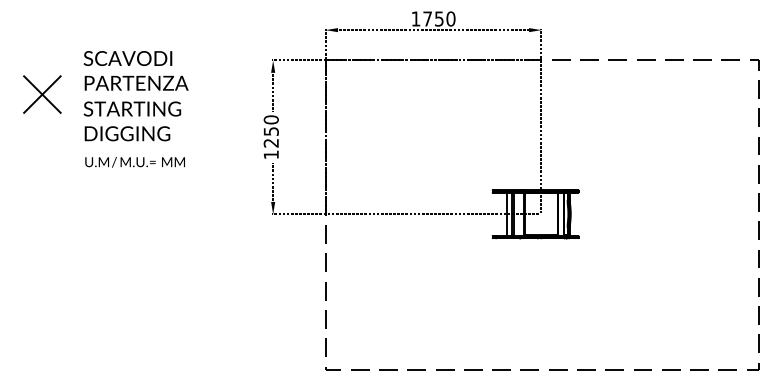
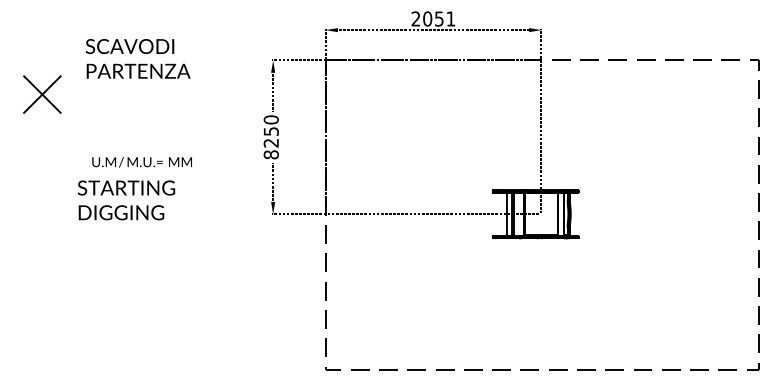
text: 1750 -> 2051 (433, 18)
text position: (135, 70) -> (137, 58) (137, 58)
text position: (132, 121) -> (126, 200) (126, 200)
text: 1250 -> 8250 (270, 154)
text position: (134, 162) -> (141, 162) (141, 162)
